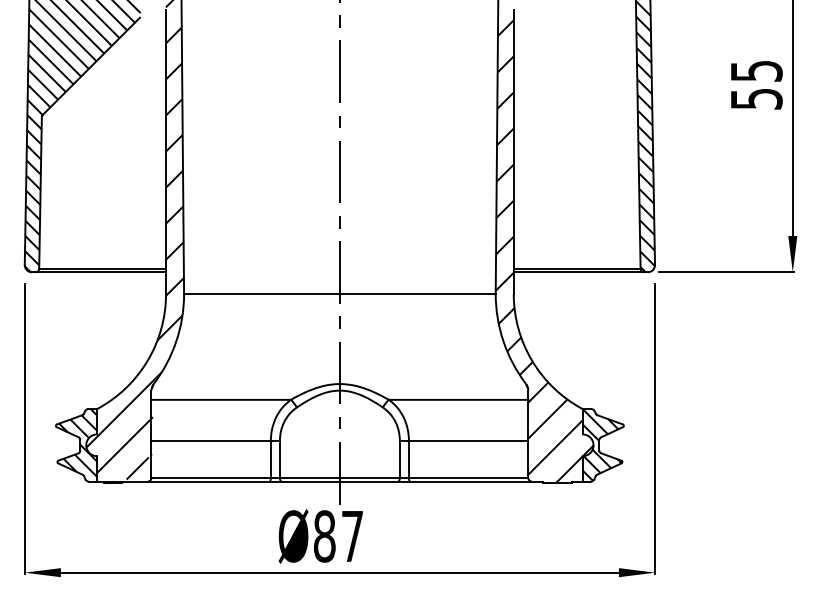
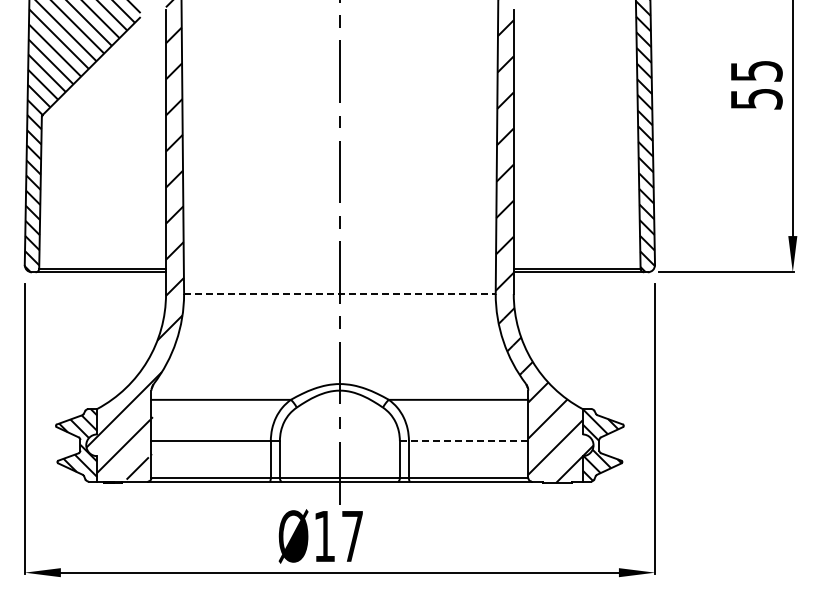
line: solid -> dashed (339, 294)
line: solid -> dashed (463, 441)
text: Ø87 -> Ø17 (324, 536)
